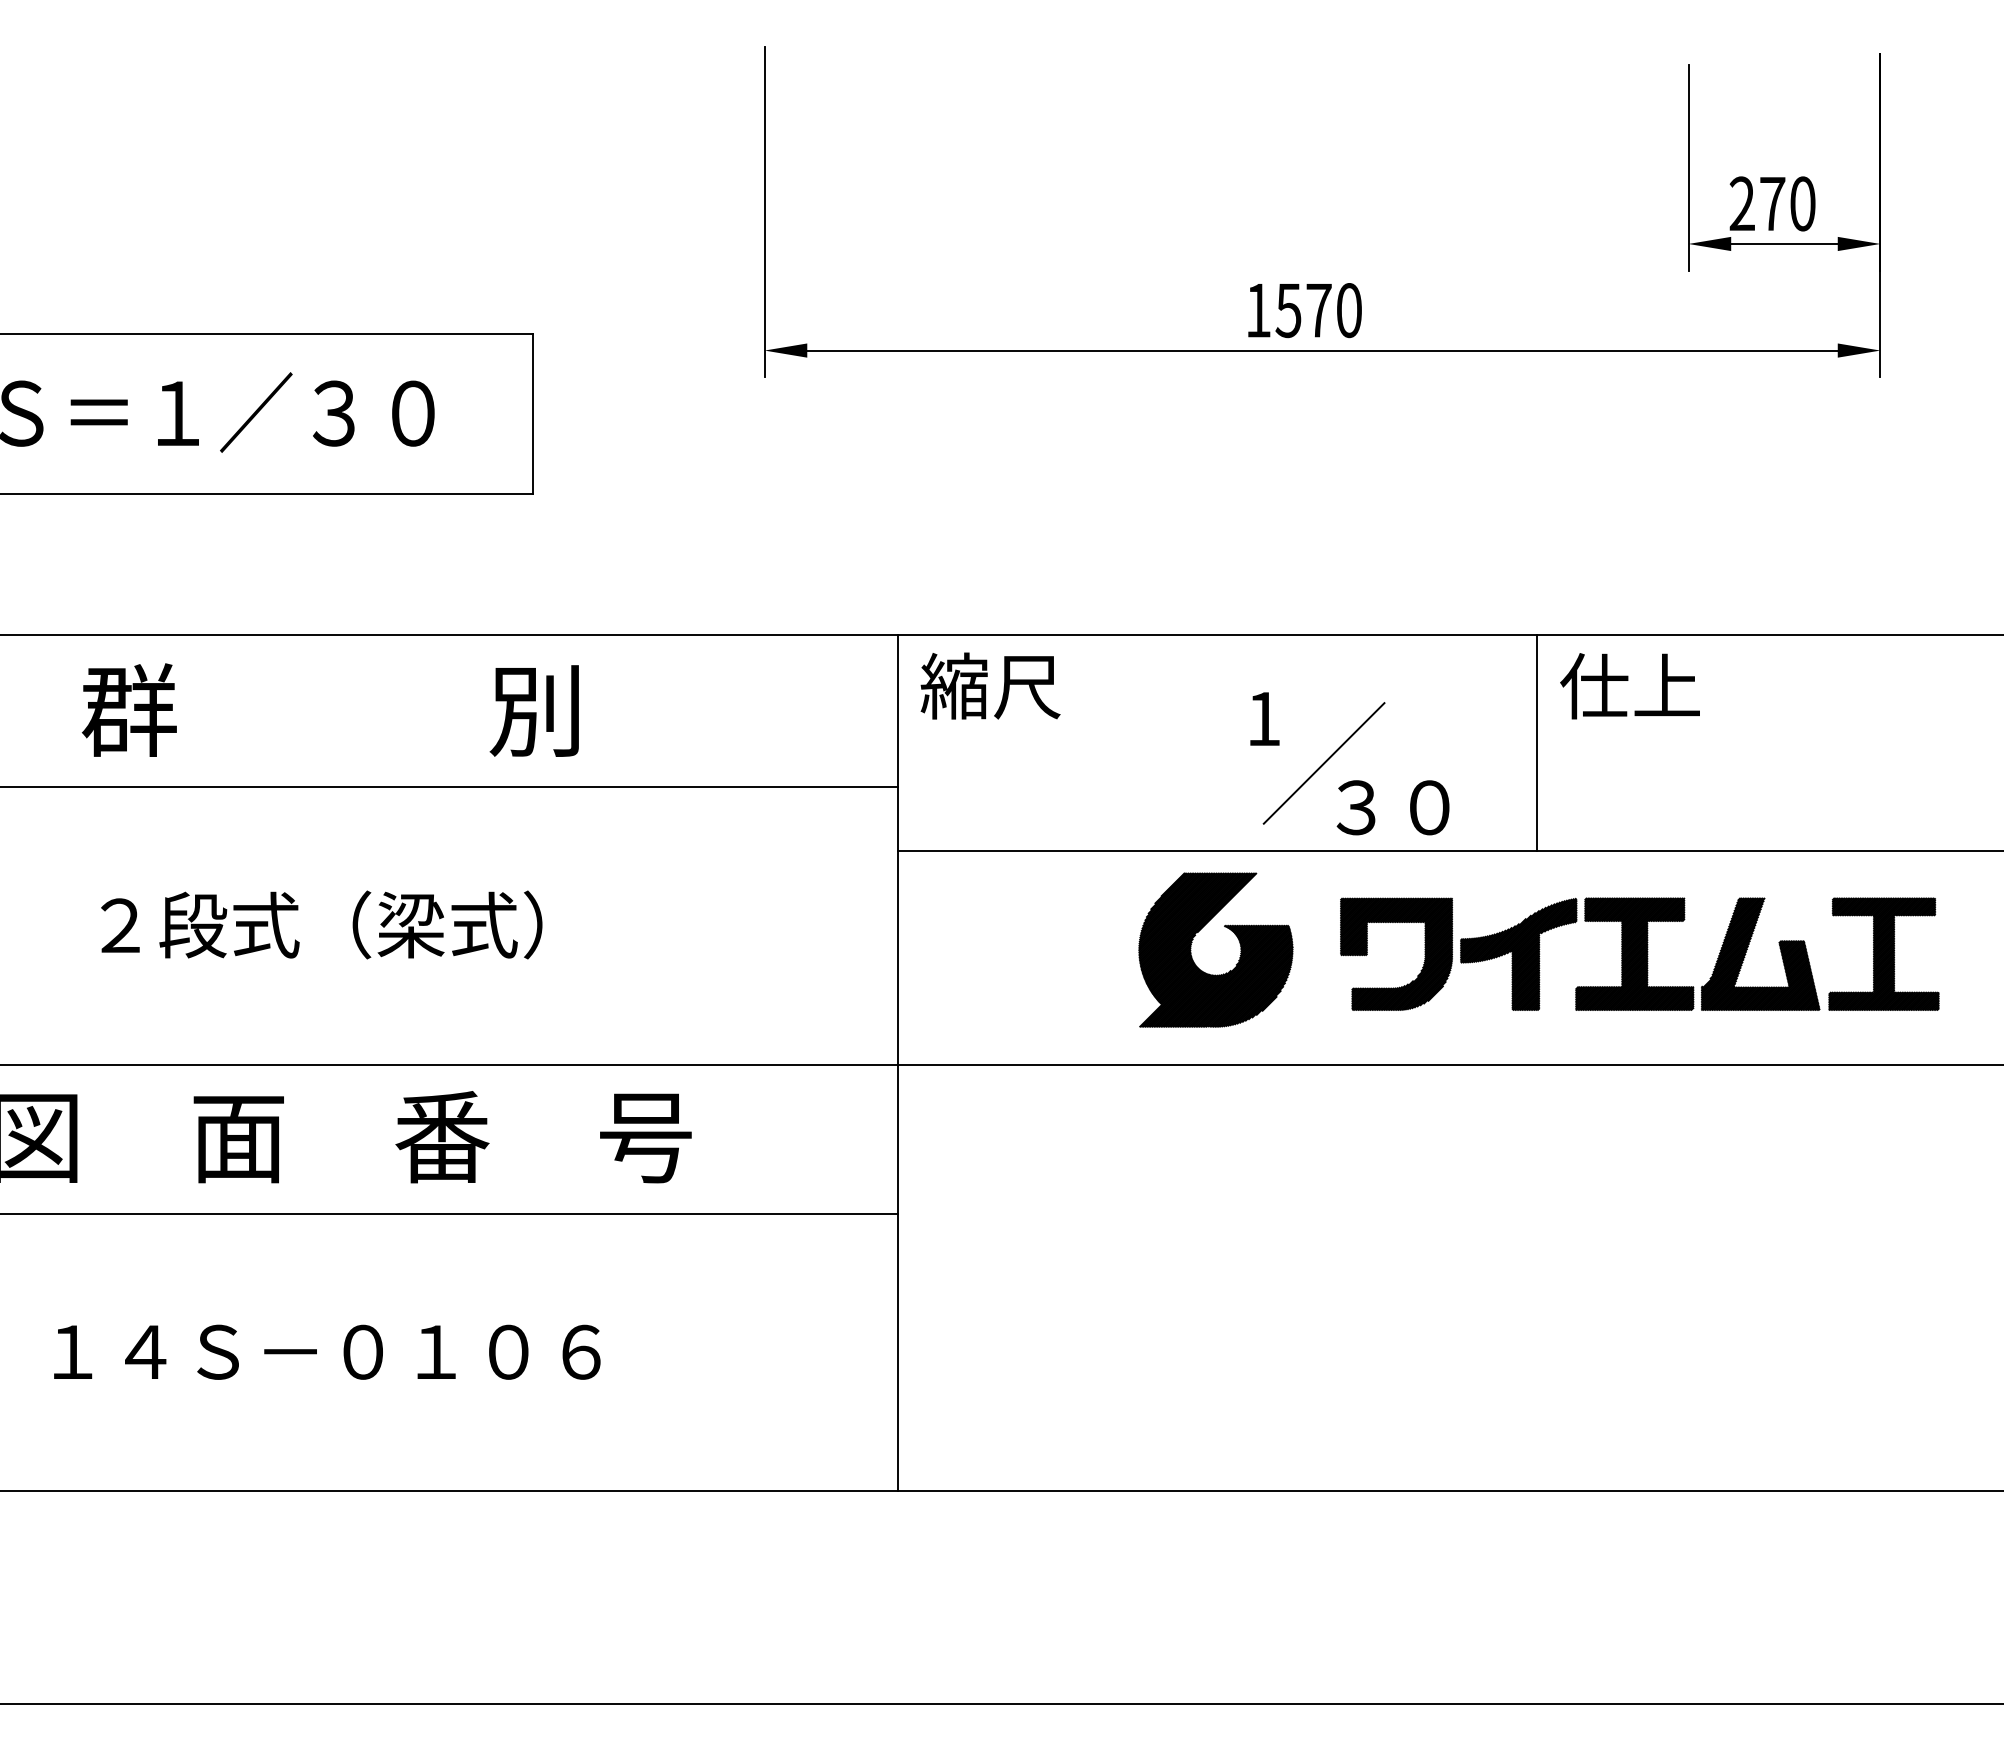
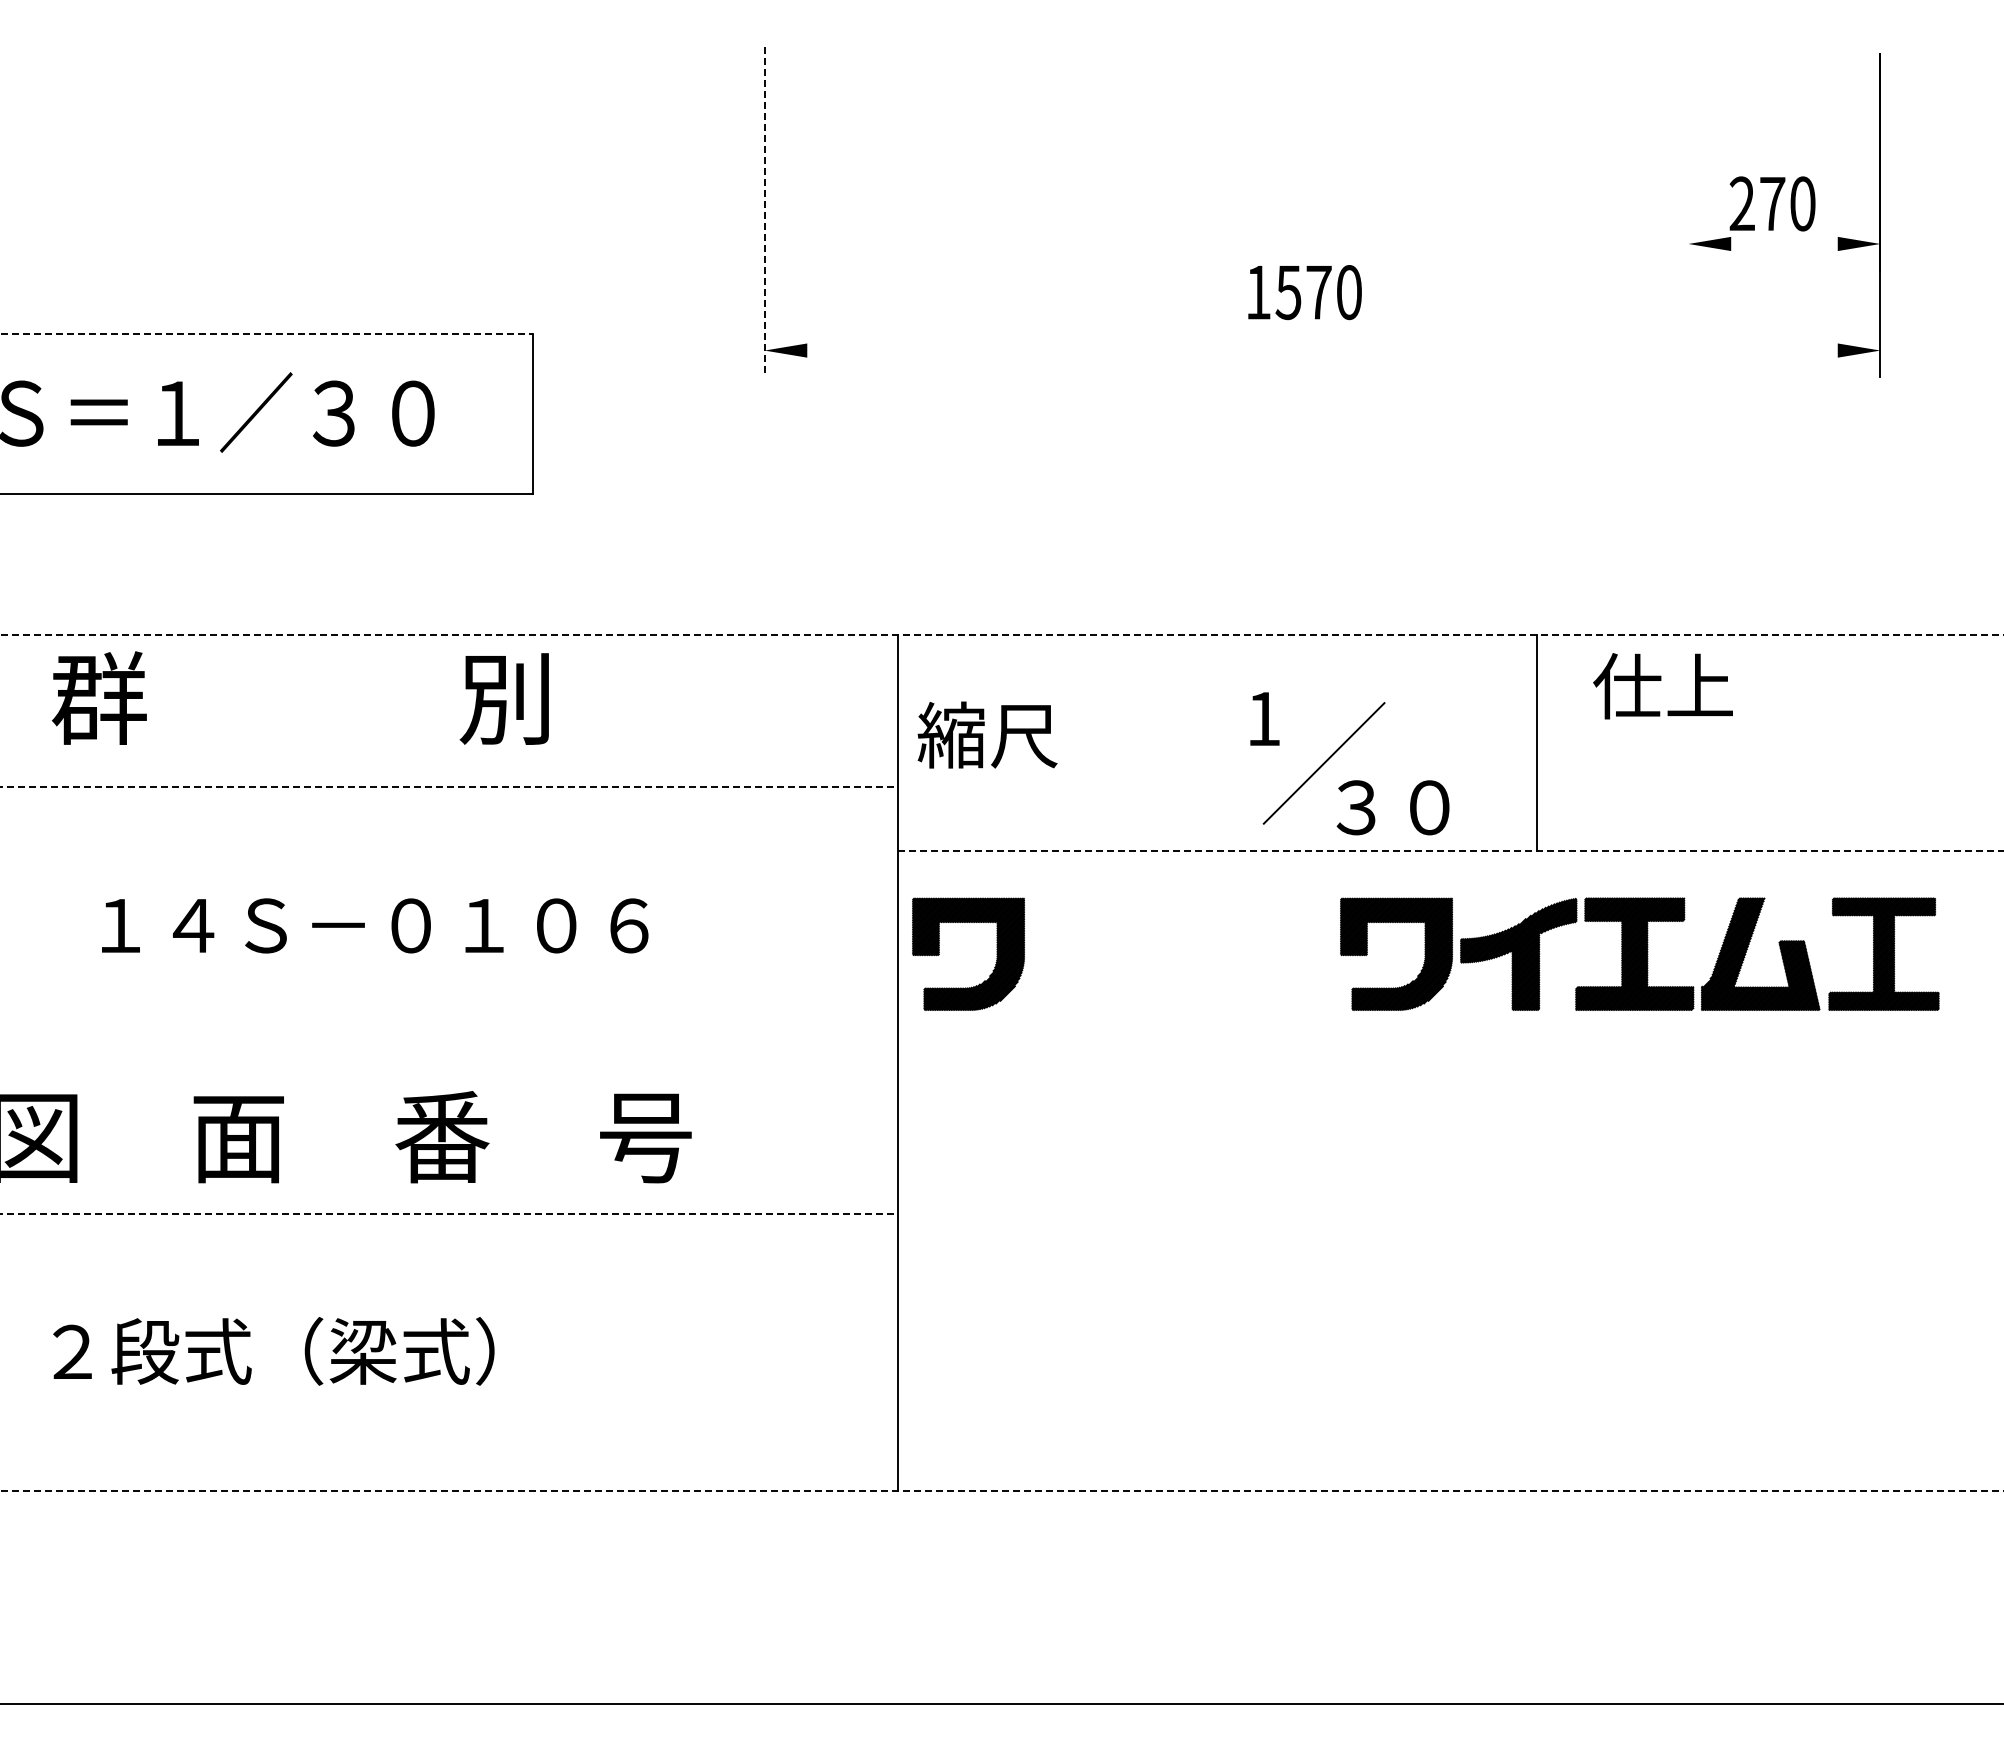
line: present -> none (1688, 167)
line: solid -> dashed (764, 212)
line: present -> none (1784, 243)
text position: (1304, 310) -> (1304, 292) (1304, 292)
line: solid -> dashed (267, 333)
line: present -> none (1322, 350)
line: solid -> dashed (1002, 635)
text position: (990, 685) -> (987, 734) (987, 734)
text position: (1629, 686) -> (1662, 686) (1662, 686)
text position: (330, 709) -> (300, 697) (300, 697)
line: solid -> dashed (448, 787)
line: solid -> dashed (1450, 851)
text: ２段式（梁式） -> １４Ｓ－０１０６ (374, 924)
part: present -> none (1196, 935)
part: none -> present (996, 953)
line: present -> none (1001, 1064)
line: solid -> dashed (448, 1213)
text: １４Ｓ－０１０６ -> ２段式（梁式） (326, 1351)
line: solid -> dashed (1002, 1490)
